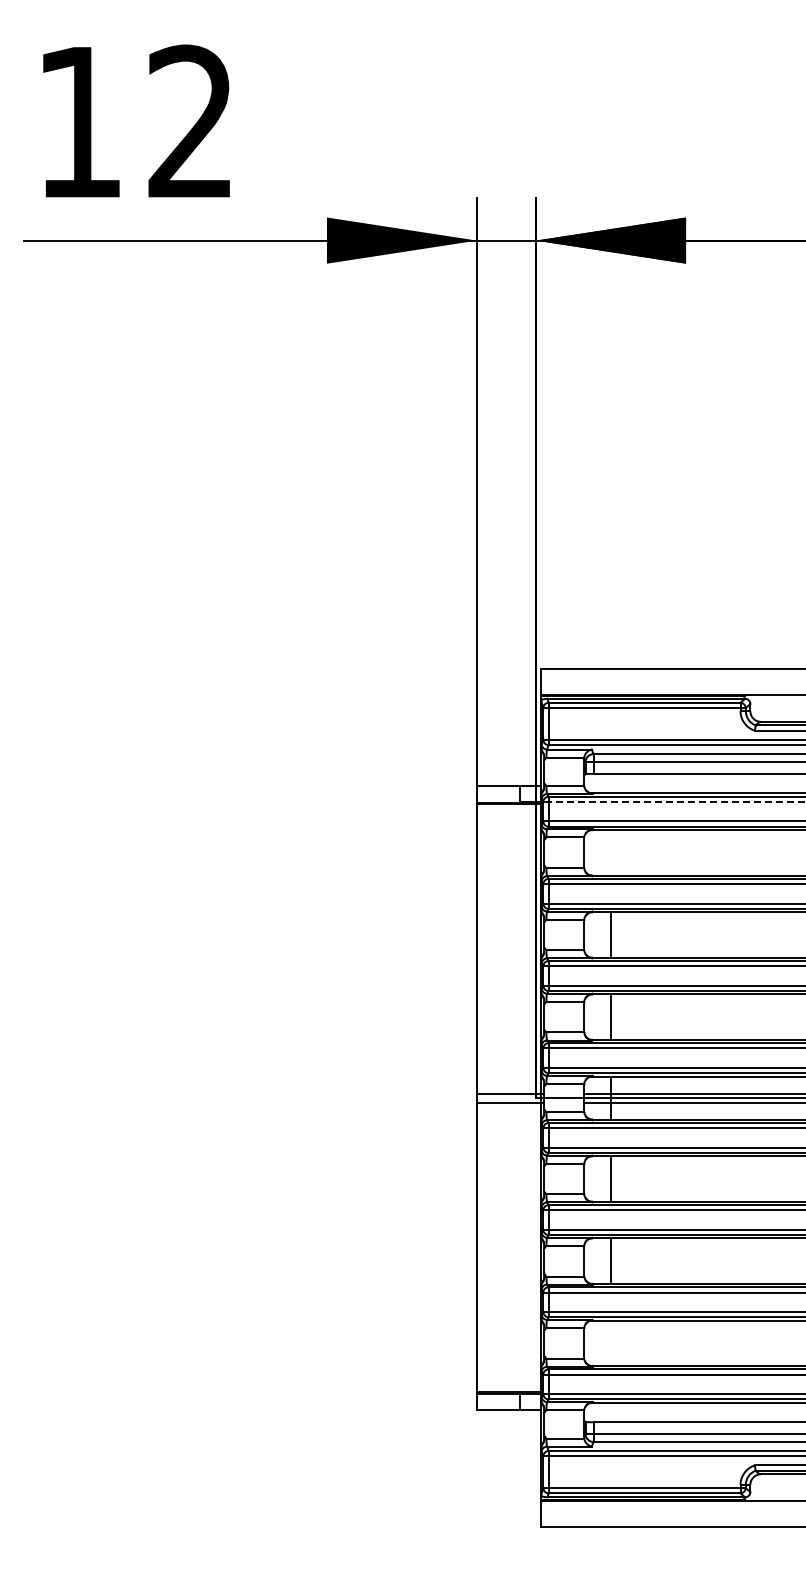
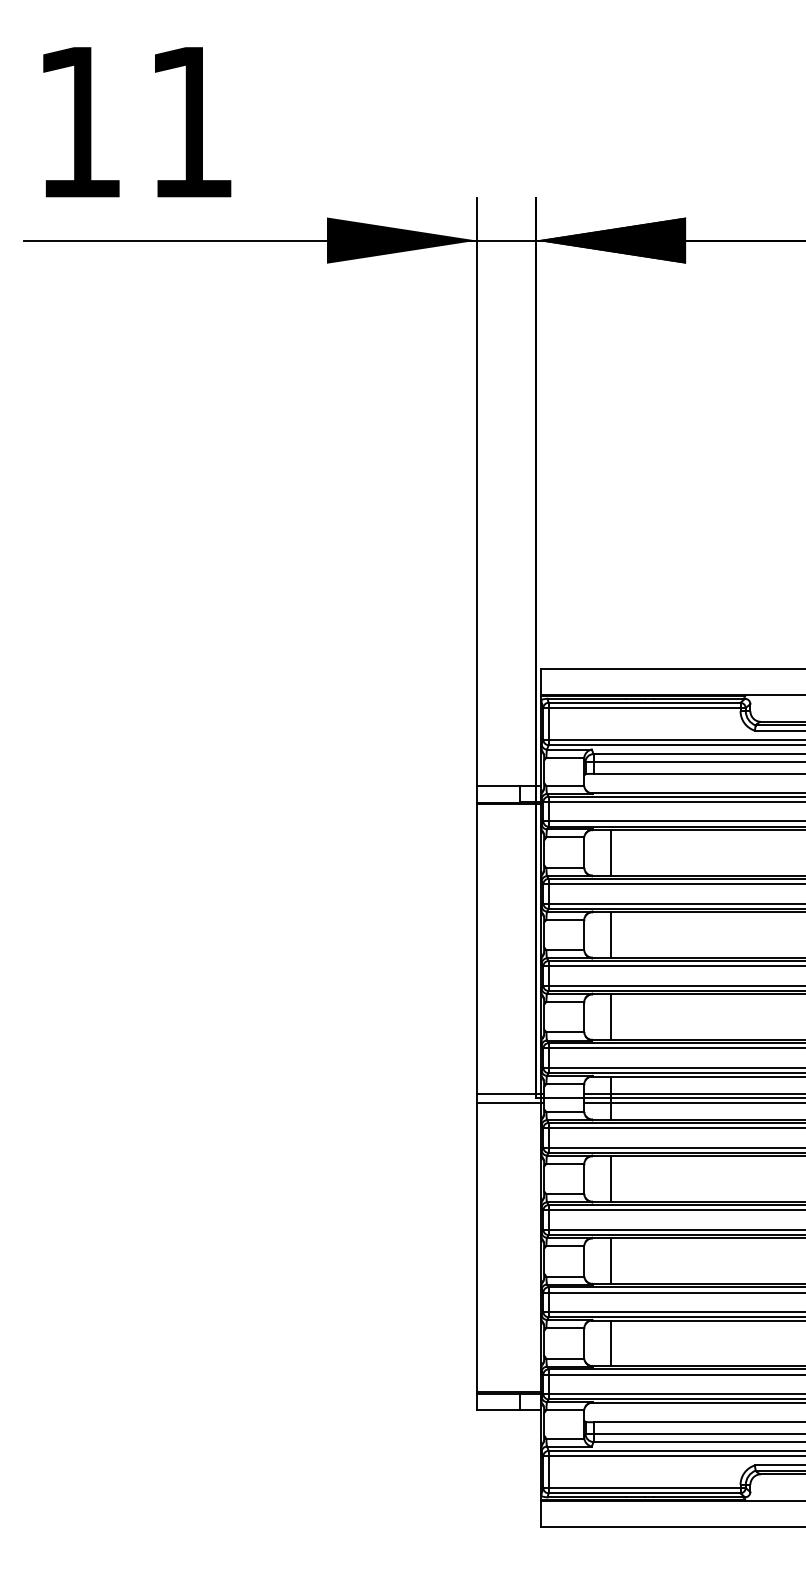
text: 12 -> 11 (189, 120)
line: dashed -> solid (676, 802)
line: none -> present (611, 852)
line: none -> present (611, 1343)
